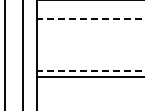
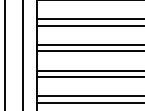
line: dashed -> solid (90, 19)
line: none -> present (89, 25)
line: none -> present (89, 44)
line: none -> present (89, 51)
line: dashed -> solid (90, 70)
line: none -> present (89, 96)
line: none -> present (89, 102)
